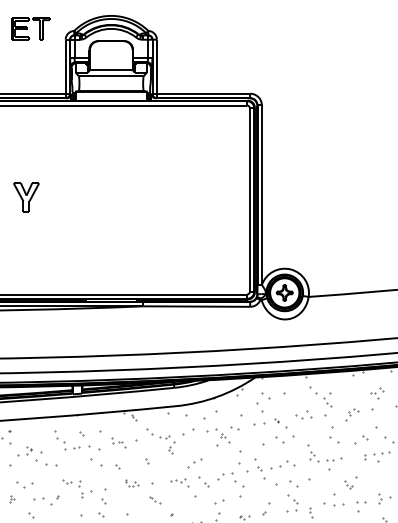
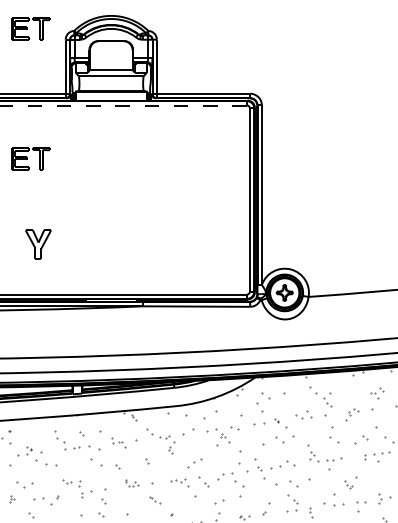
line: solid -> dashed (123, 105)
part: none -> present (30, 158)
part position: (26, 197) -> (38, 244) (38, 244)
